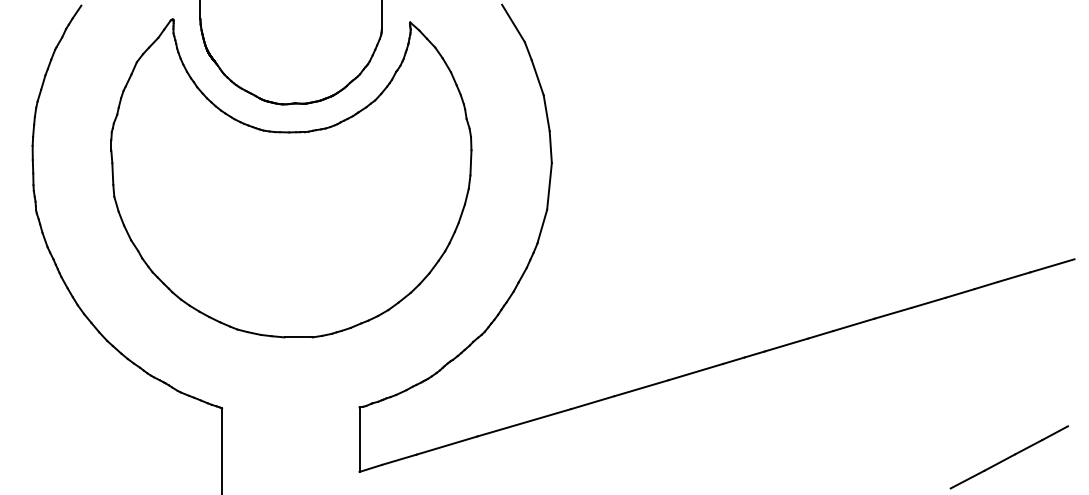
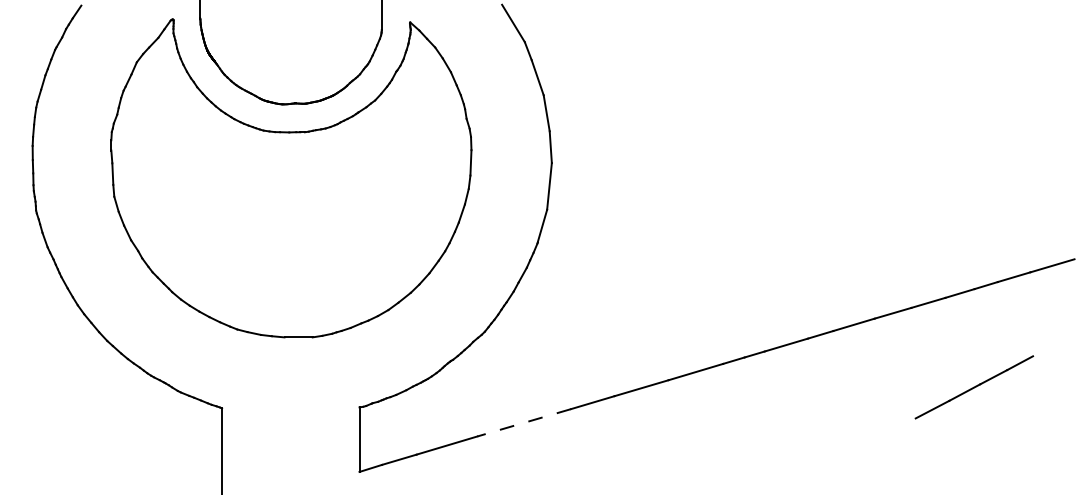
line: solid -> dashed (524, 422)
line position: (1009, 457) -> (974, 387) (974, 387)
